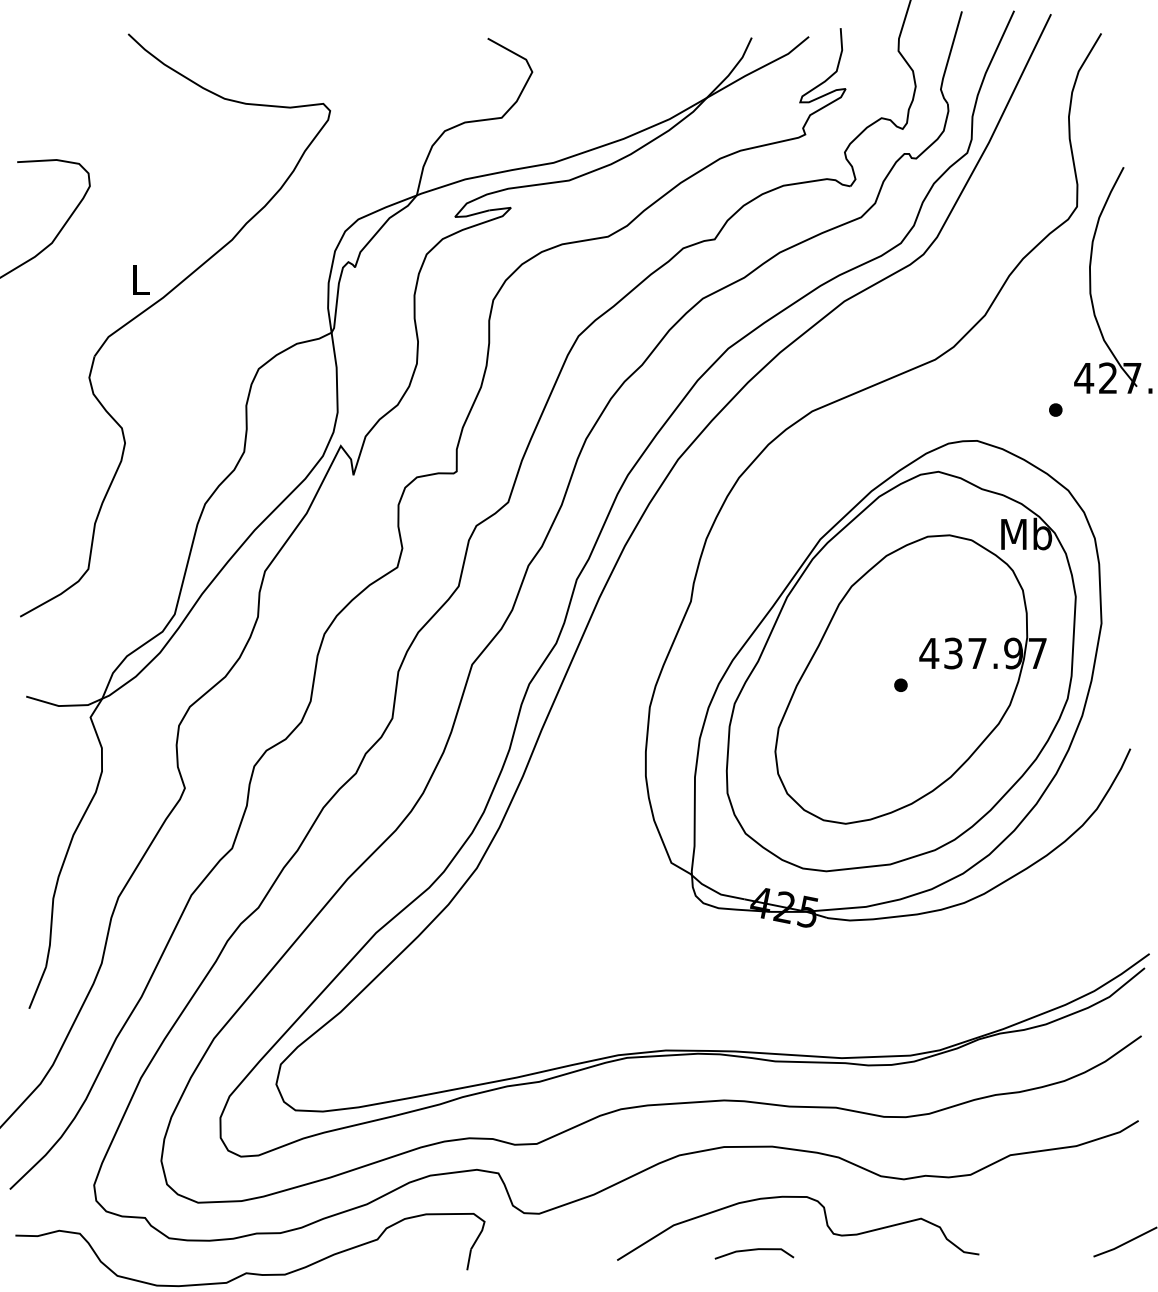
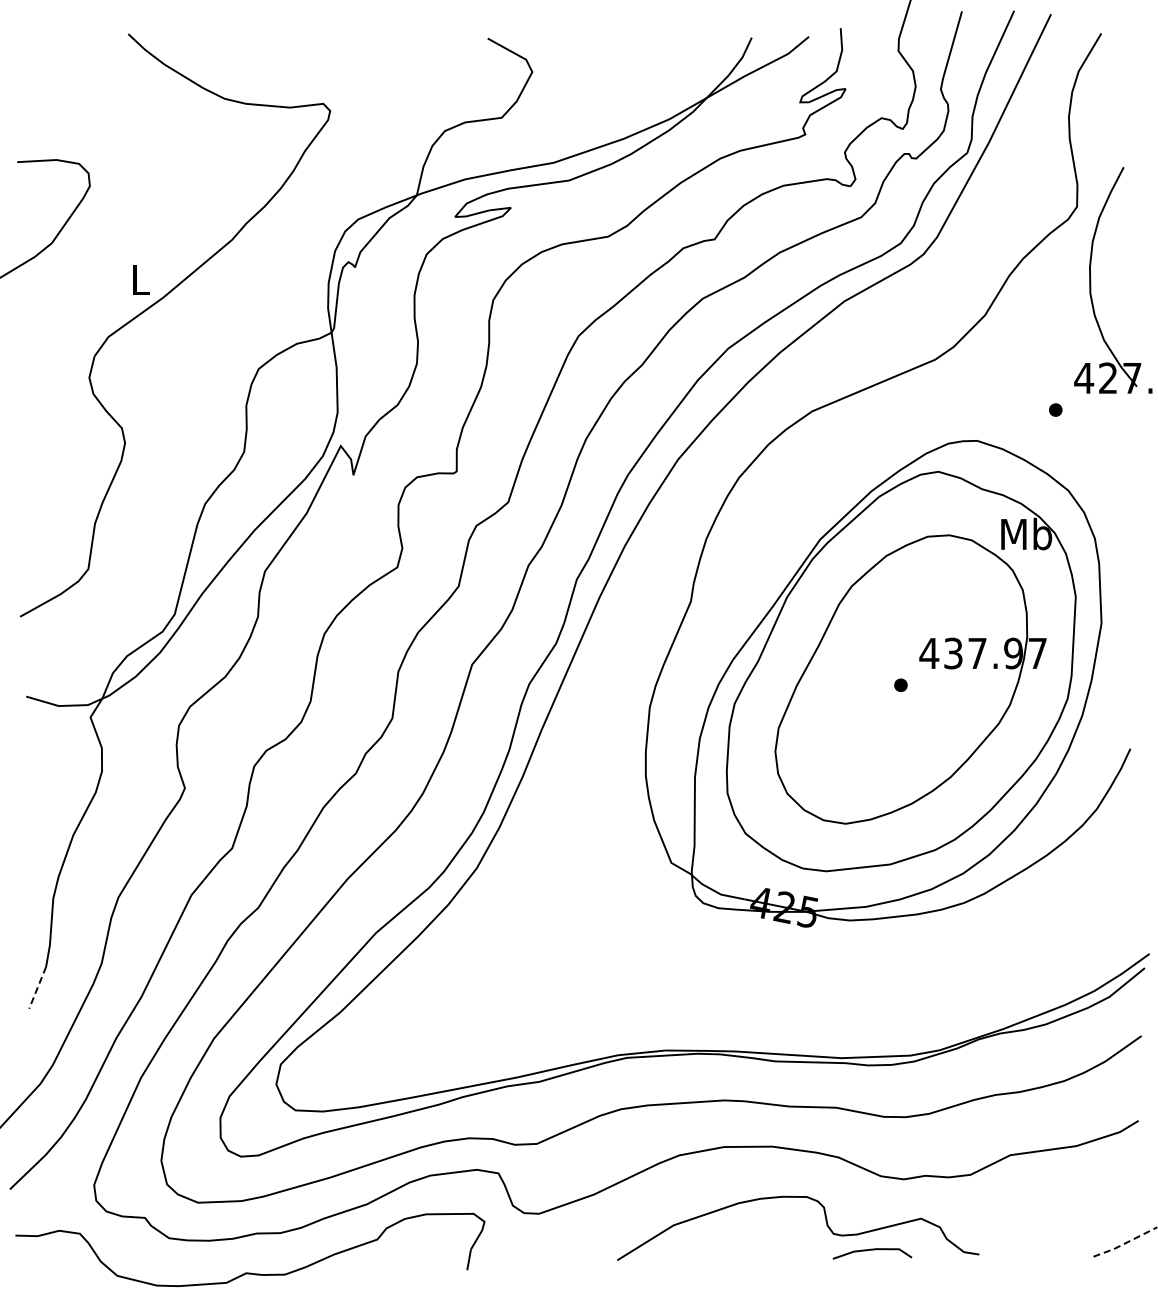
line: solid -> dashed (37, 987)
line: solid -> dashed (1125, 1243)
line position: (754, 1250) -> (872, 1250) (872, 1250)
